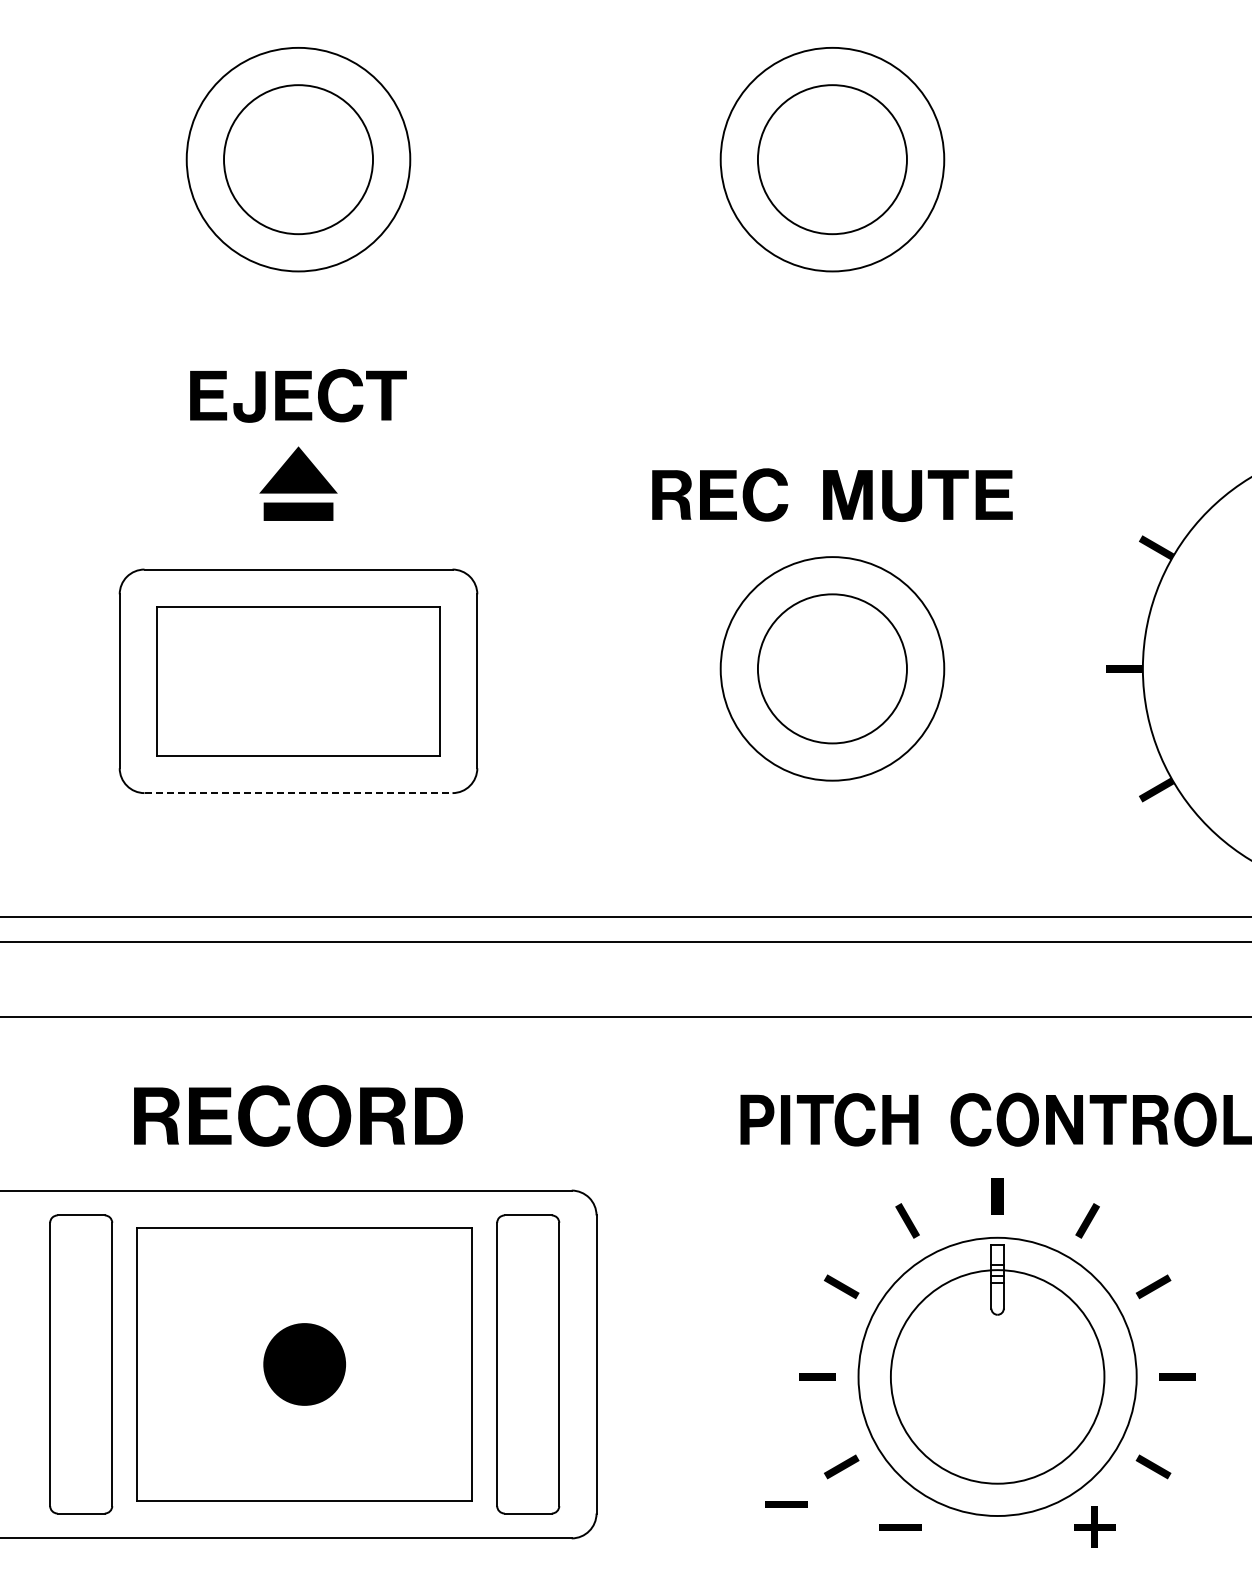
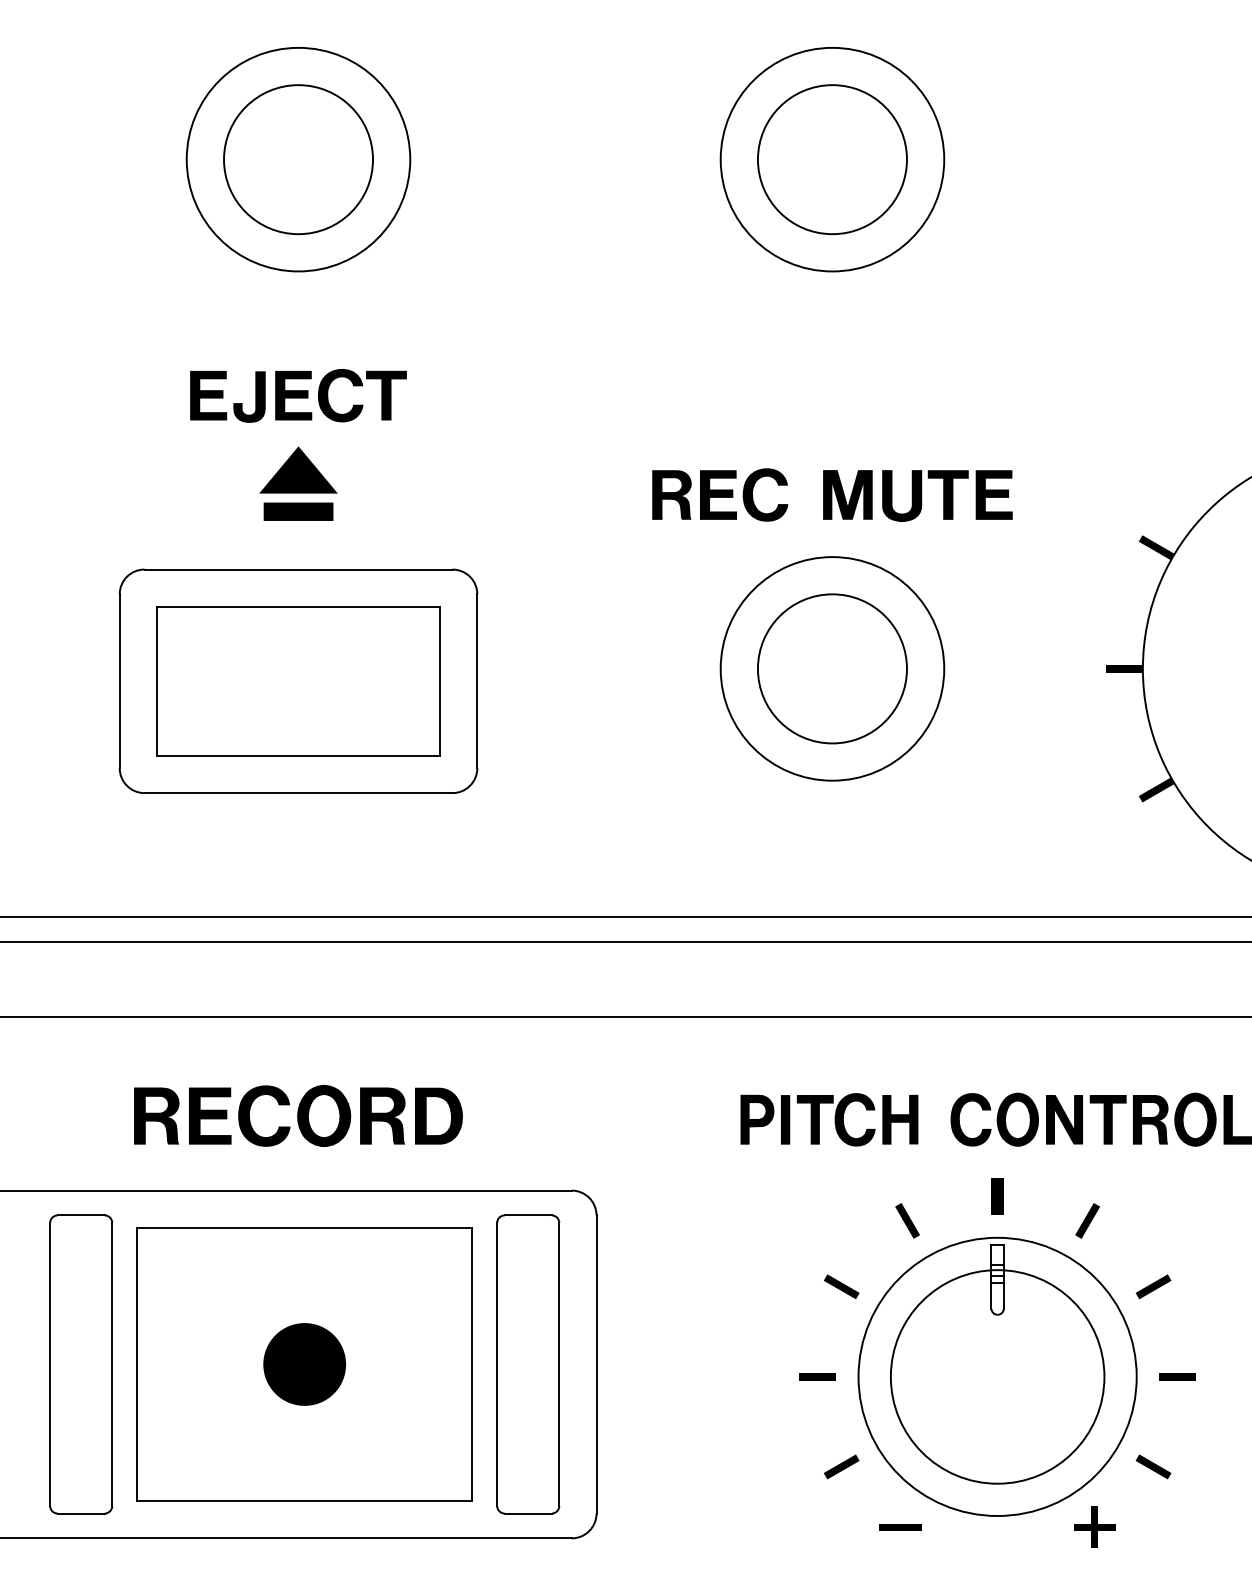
line: dashed -> solid (298, 793)
part: present -> none (786, 1504)
